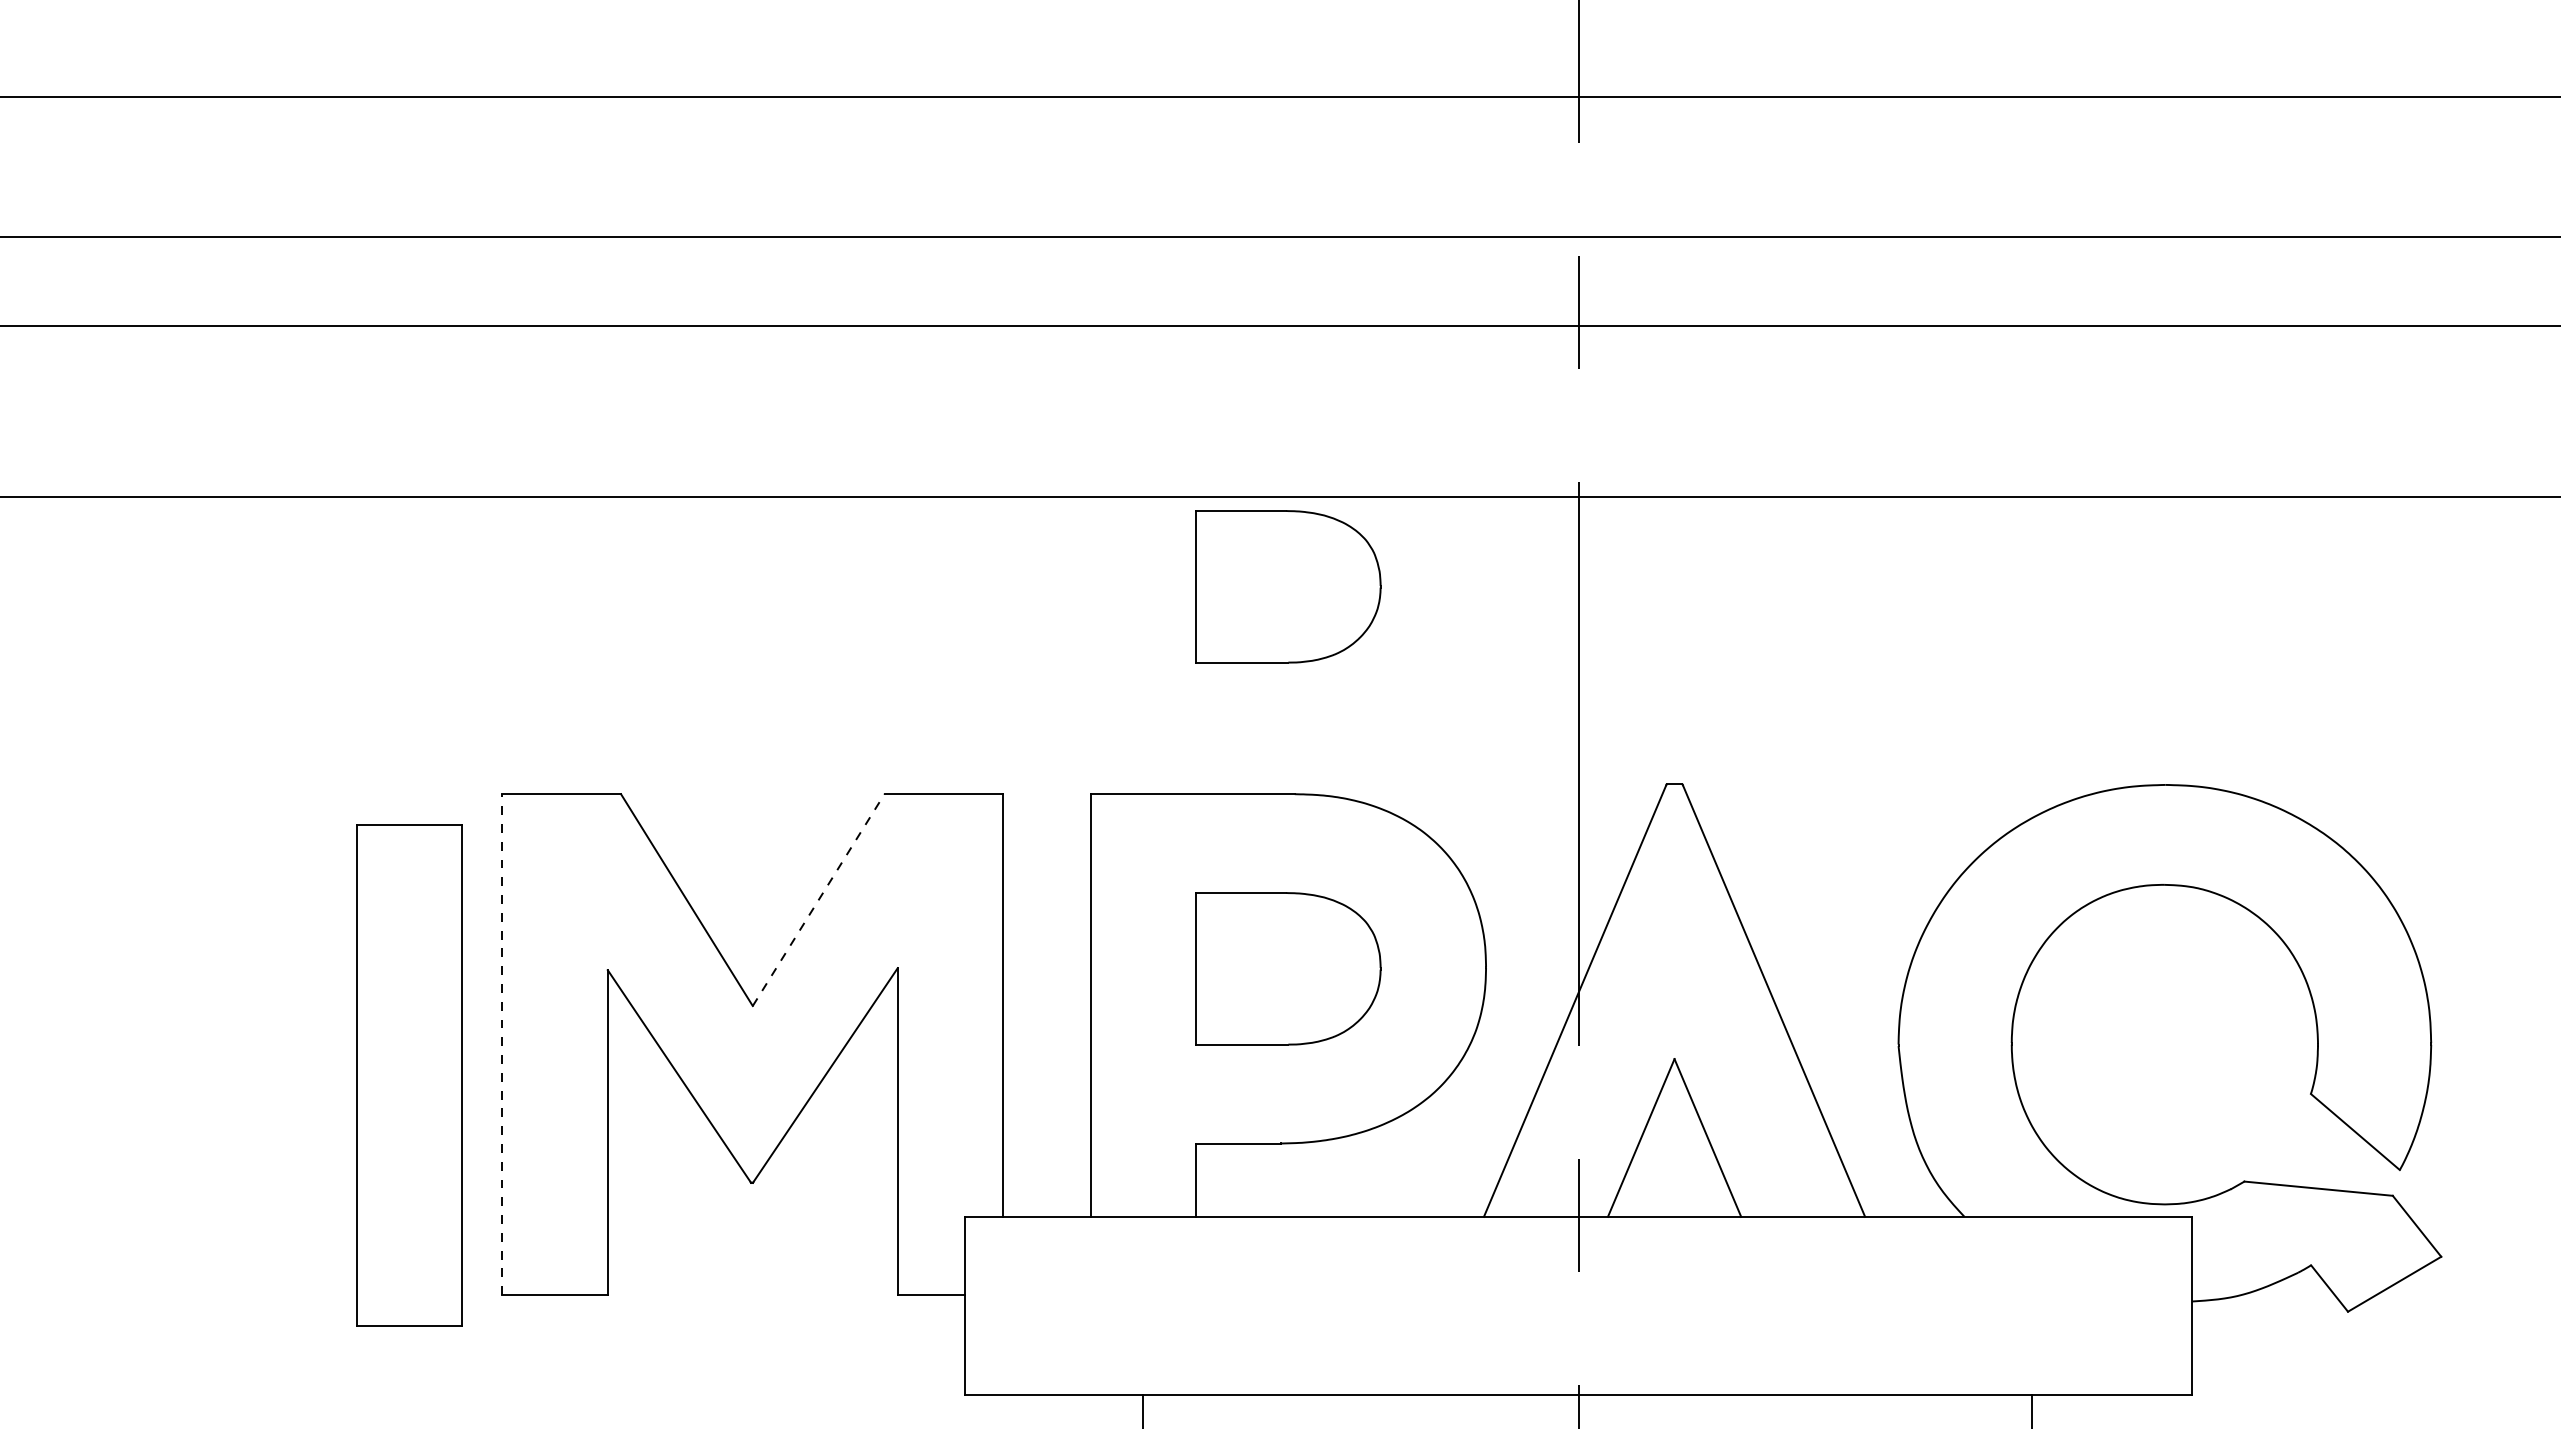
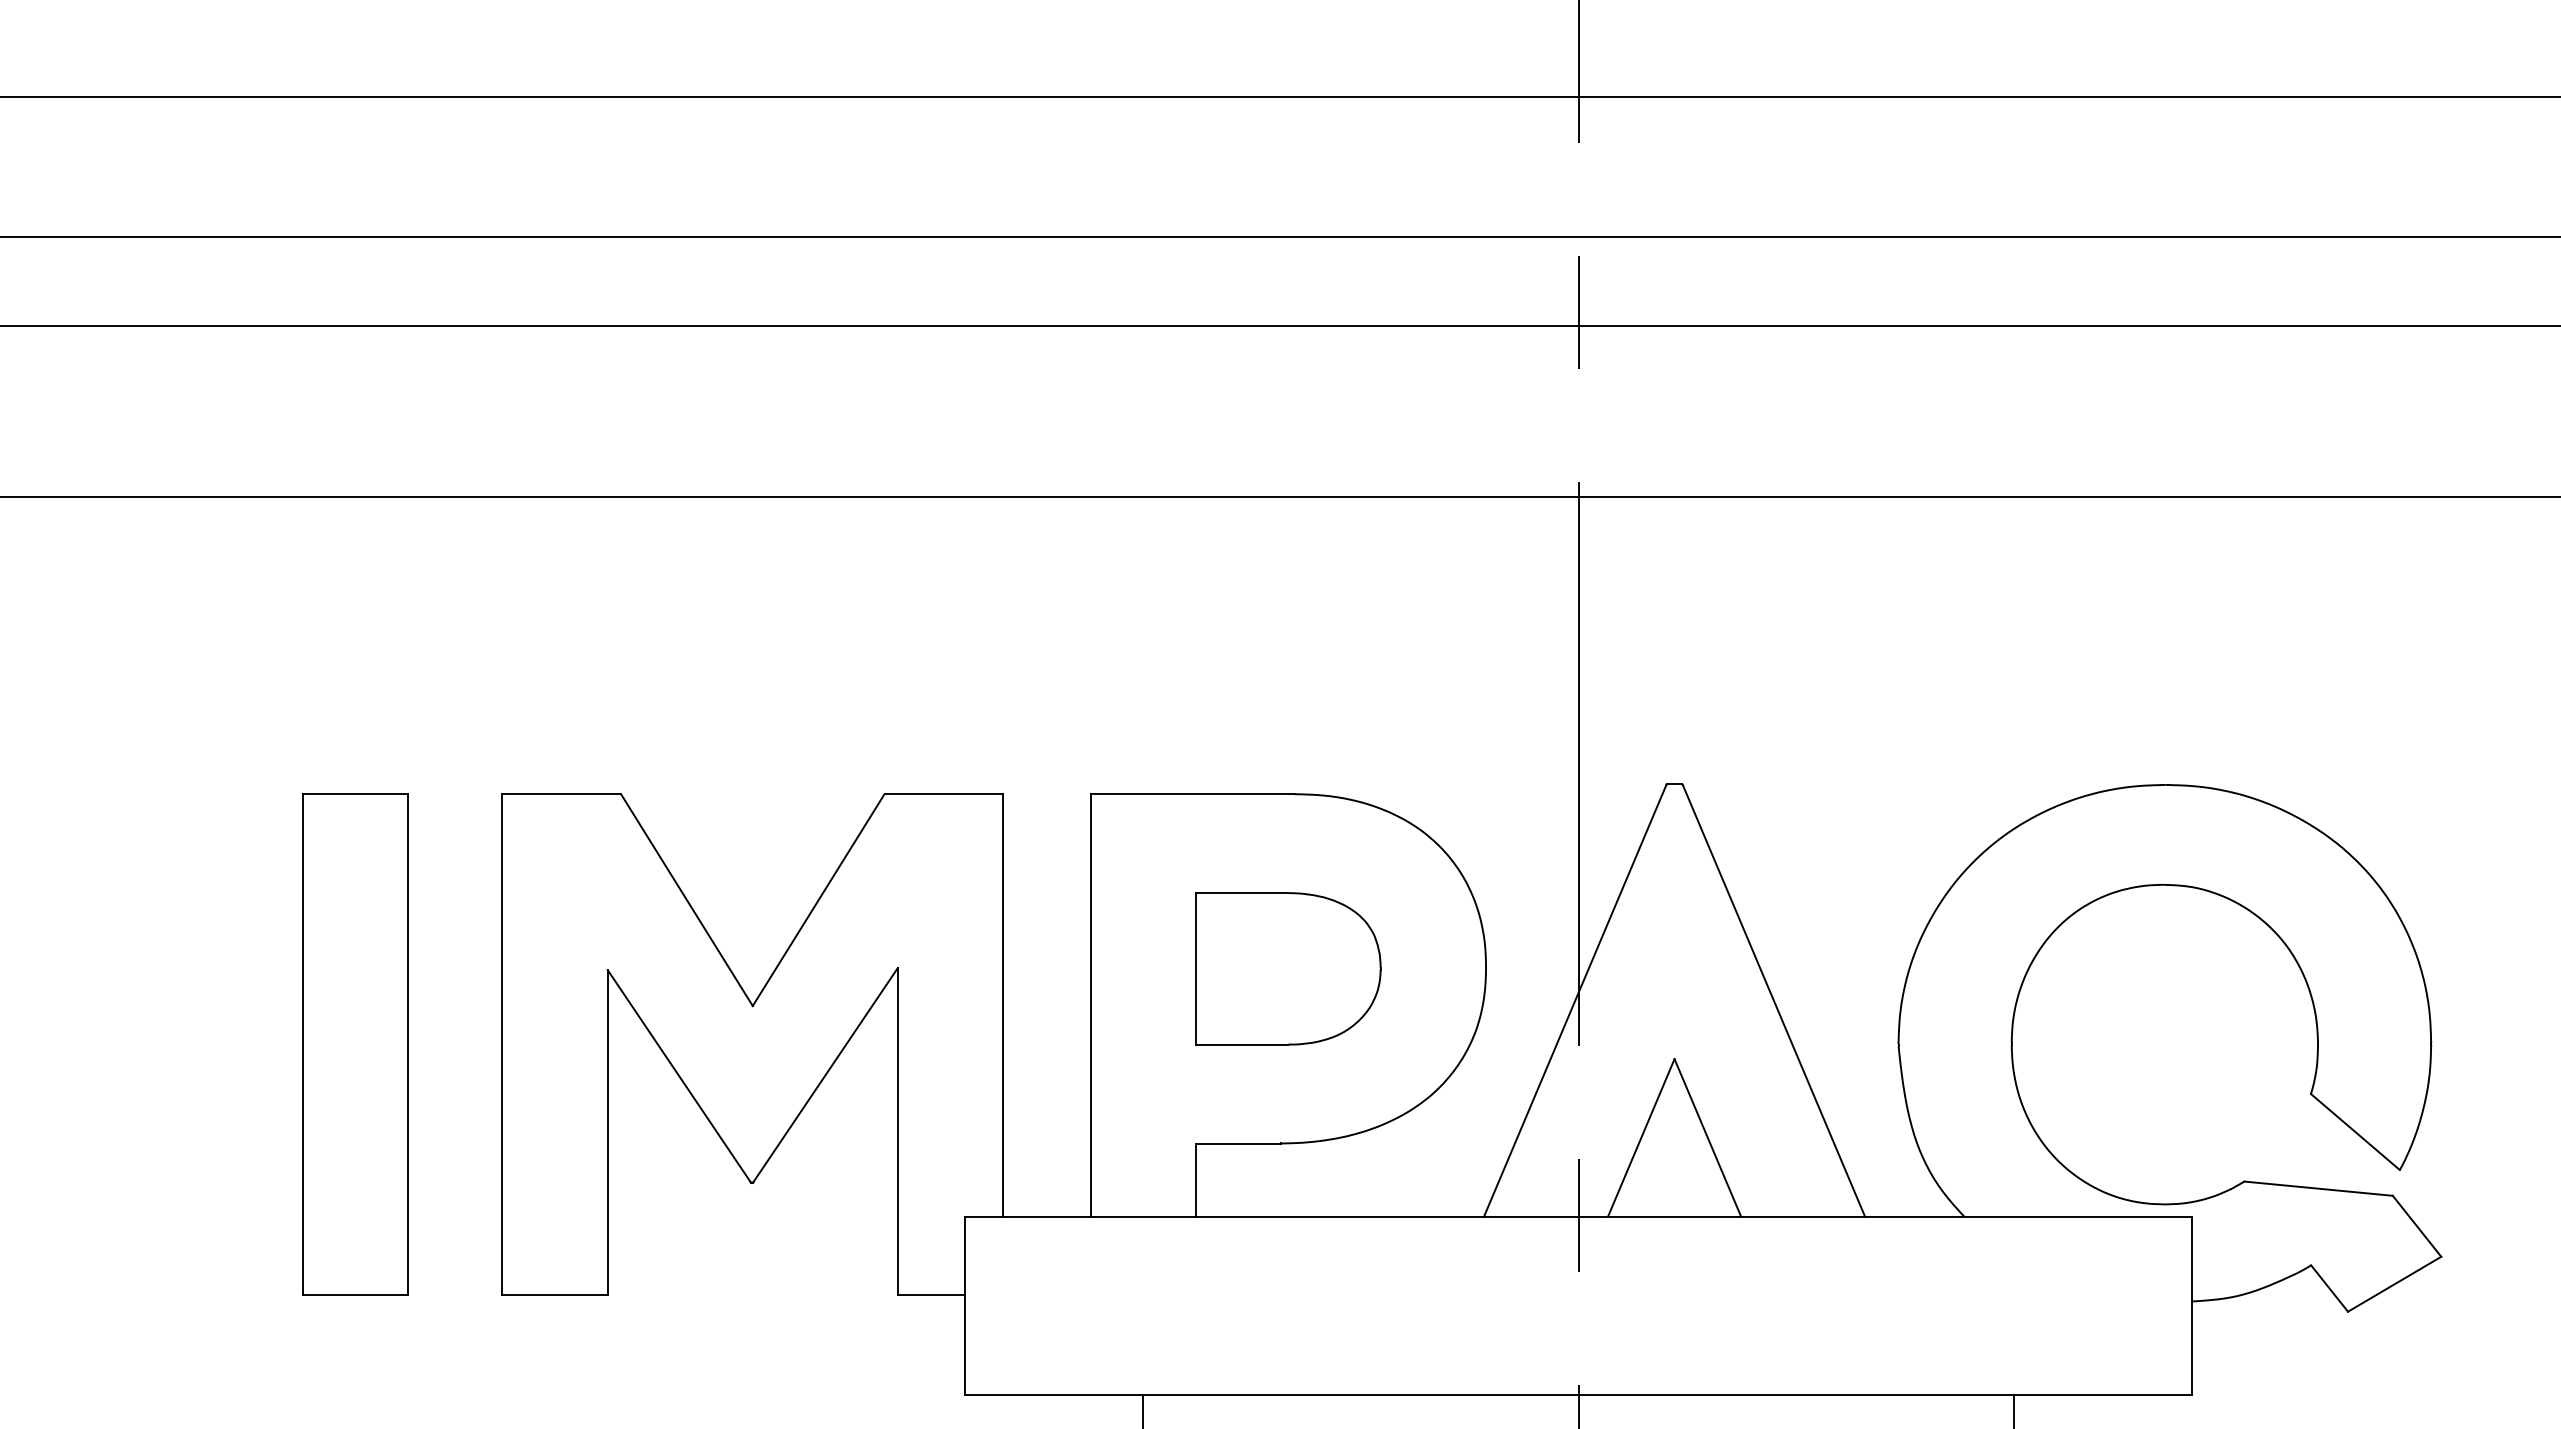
part: present -> none (1288, 586)
line: dashed -> solid (818, 900)
line: dashed -> solid (502, 1044)
part position: (409, 1075) -> (355, 1044) (355, 1044)
line position: (2032, 1409) -> (2014, 1409) (2014, 1409)
